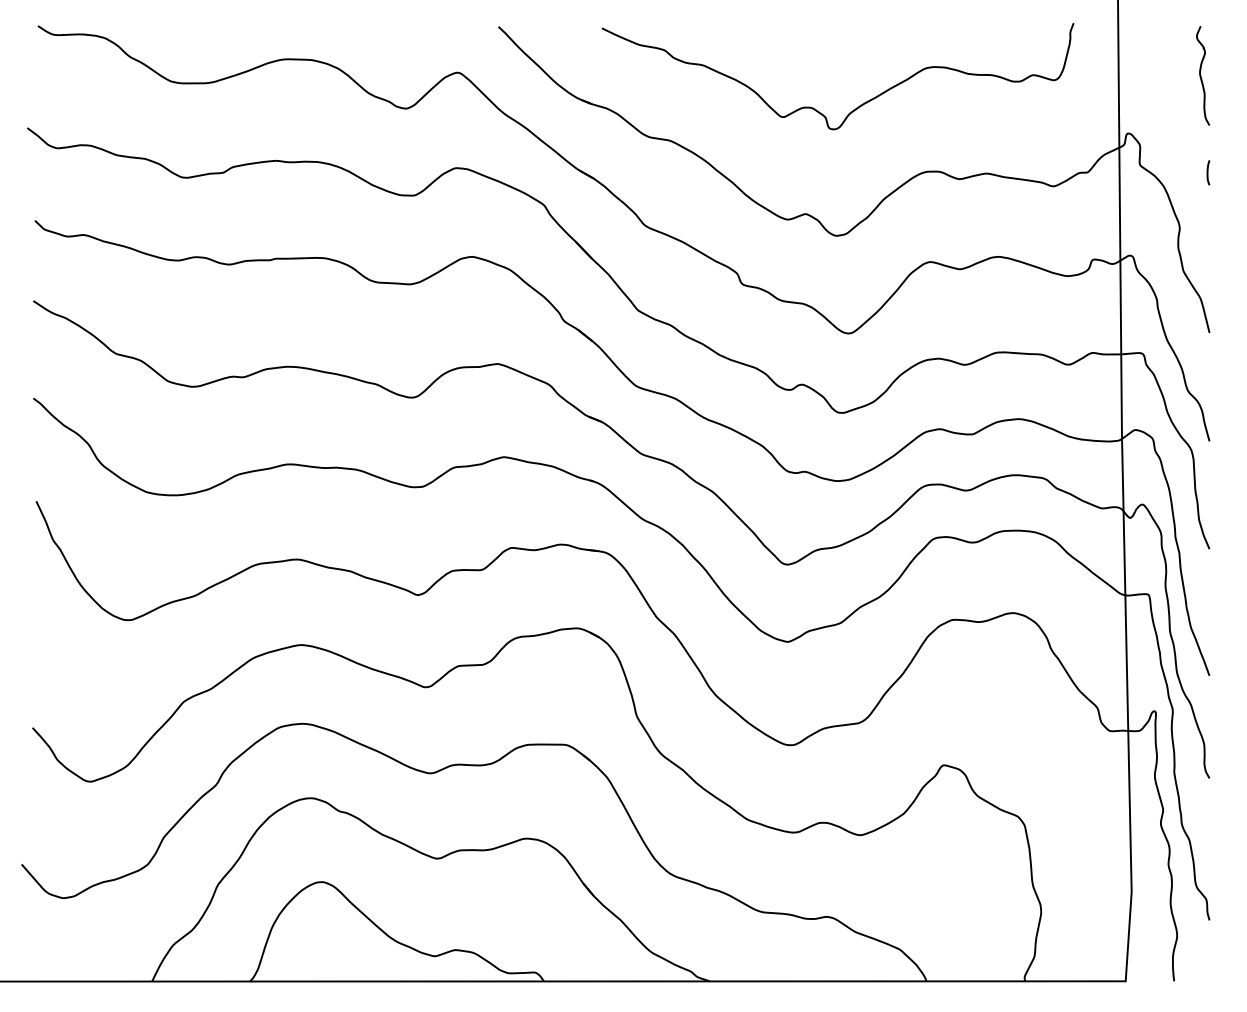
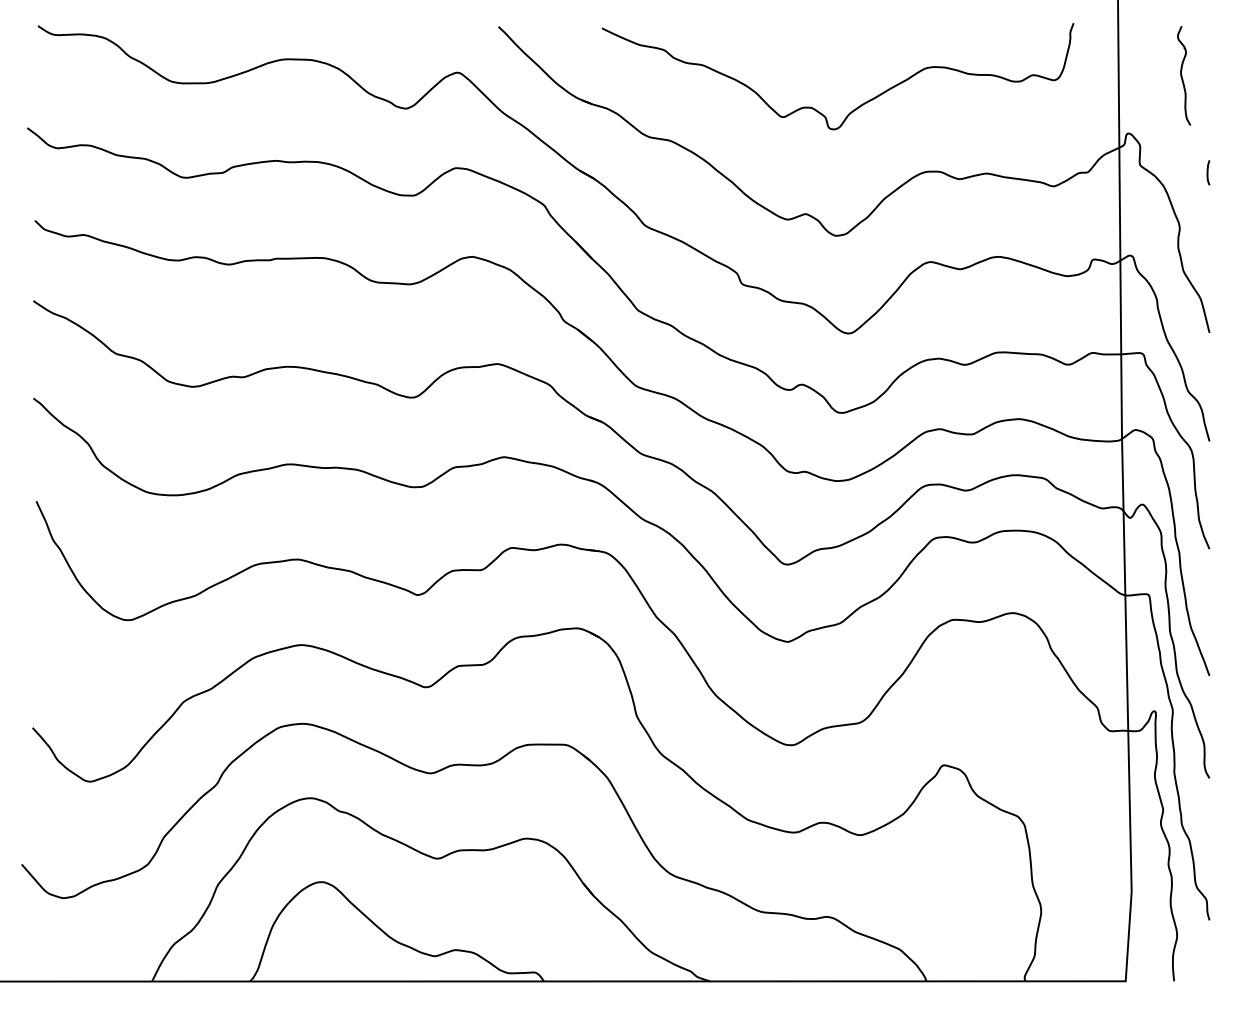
part position: (1203, 75) -> (1184, 75) (1184, 75)
